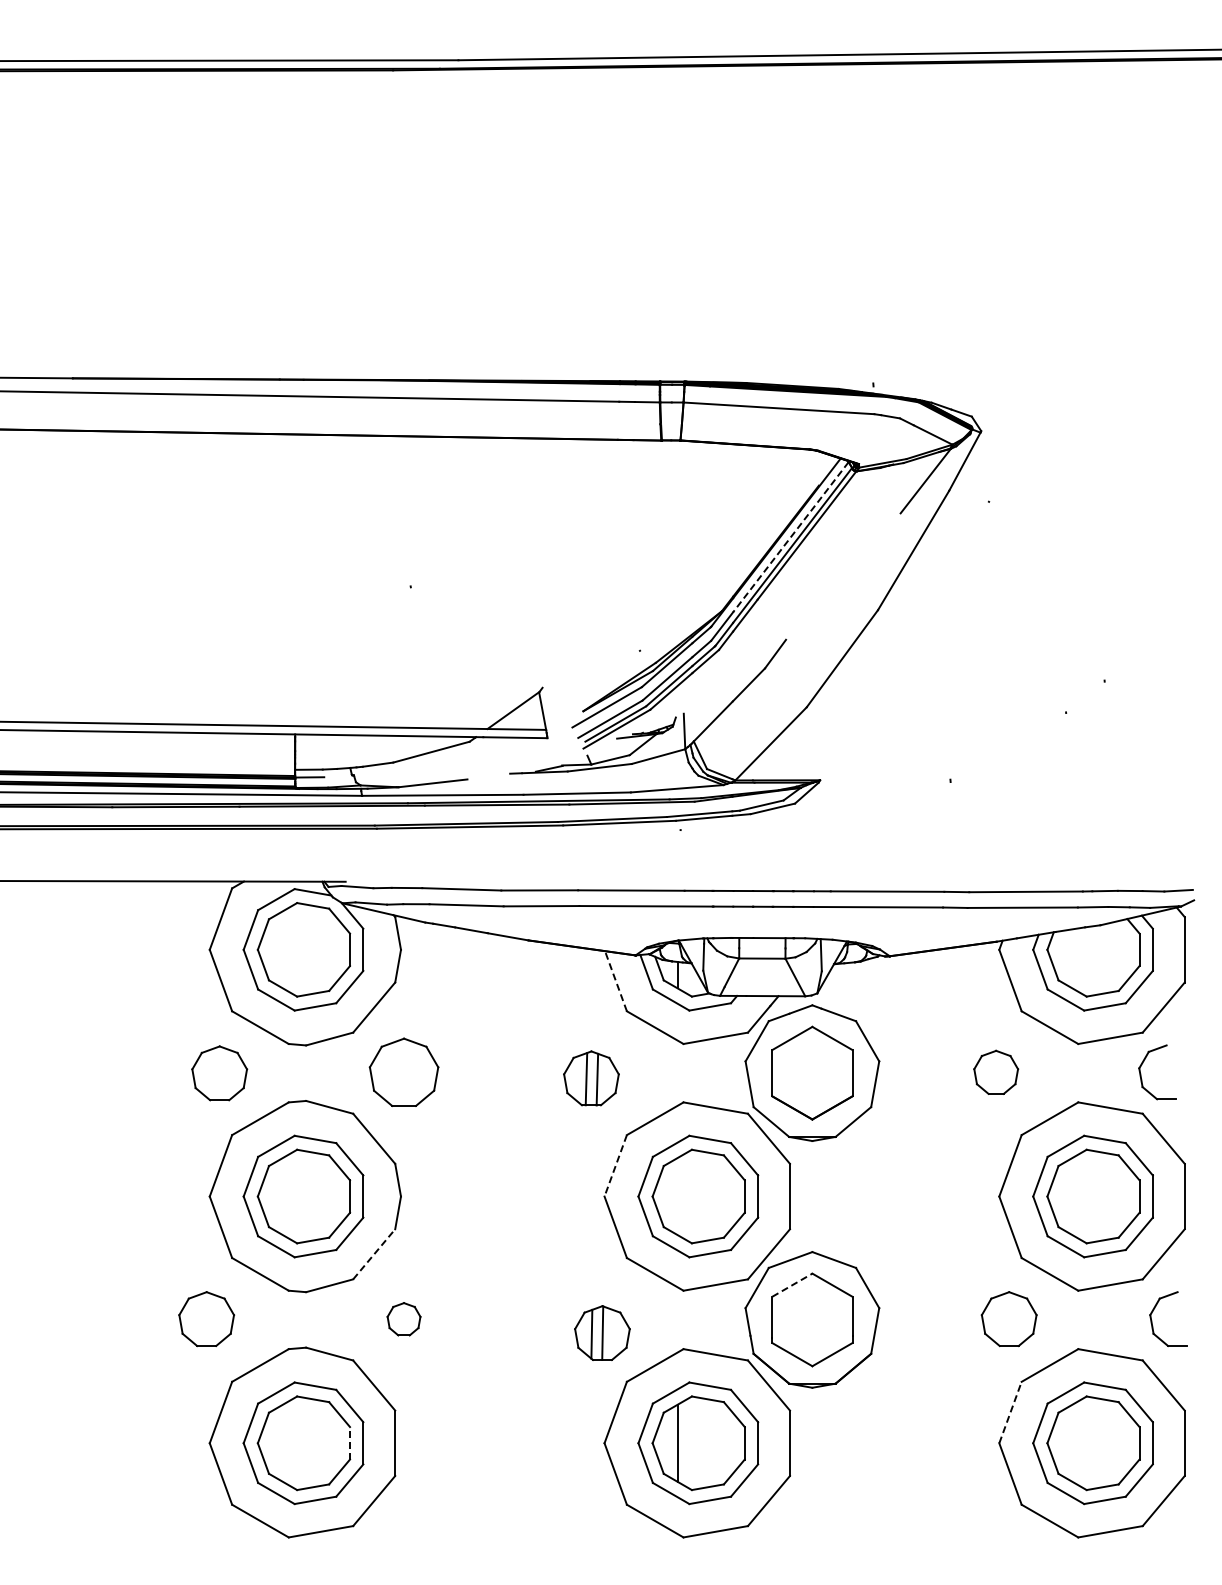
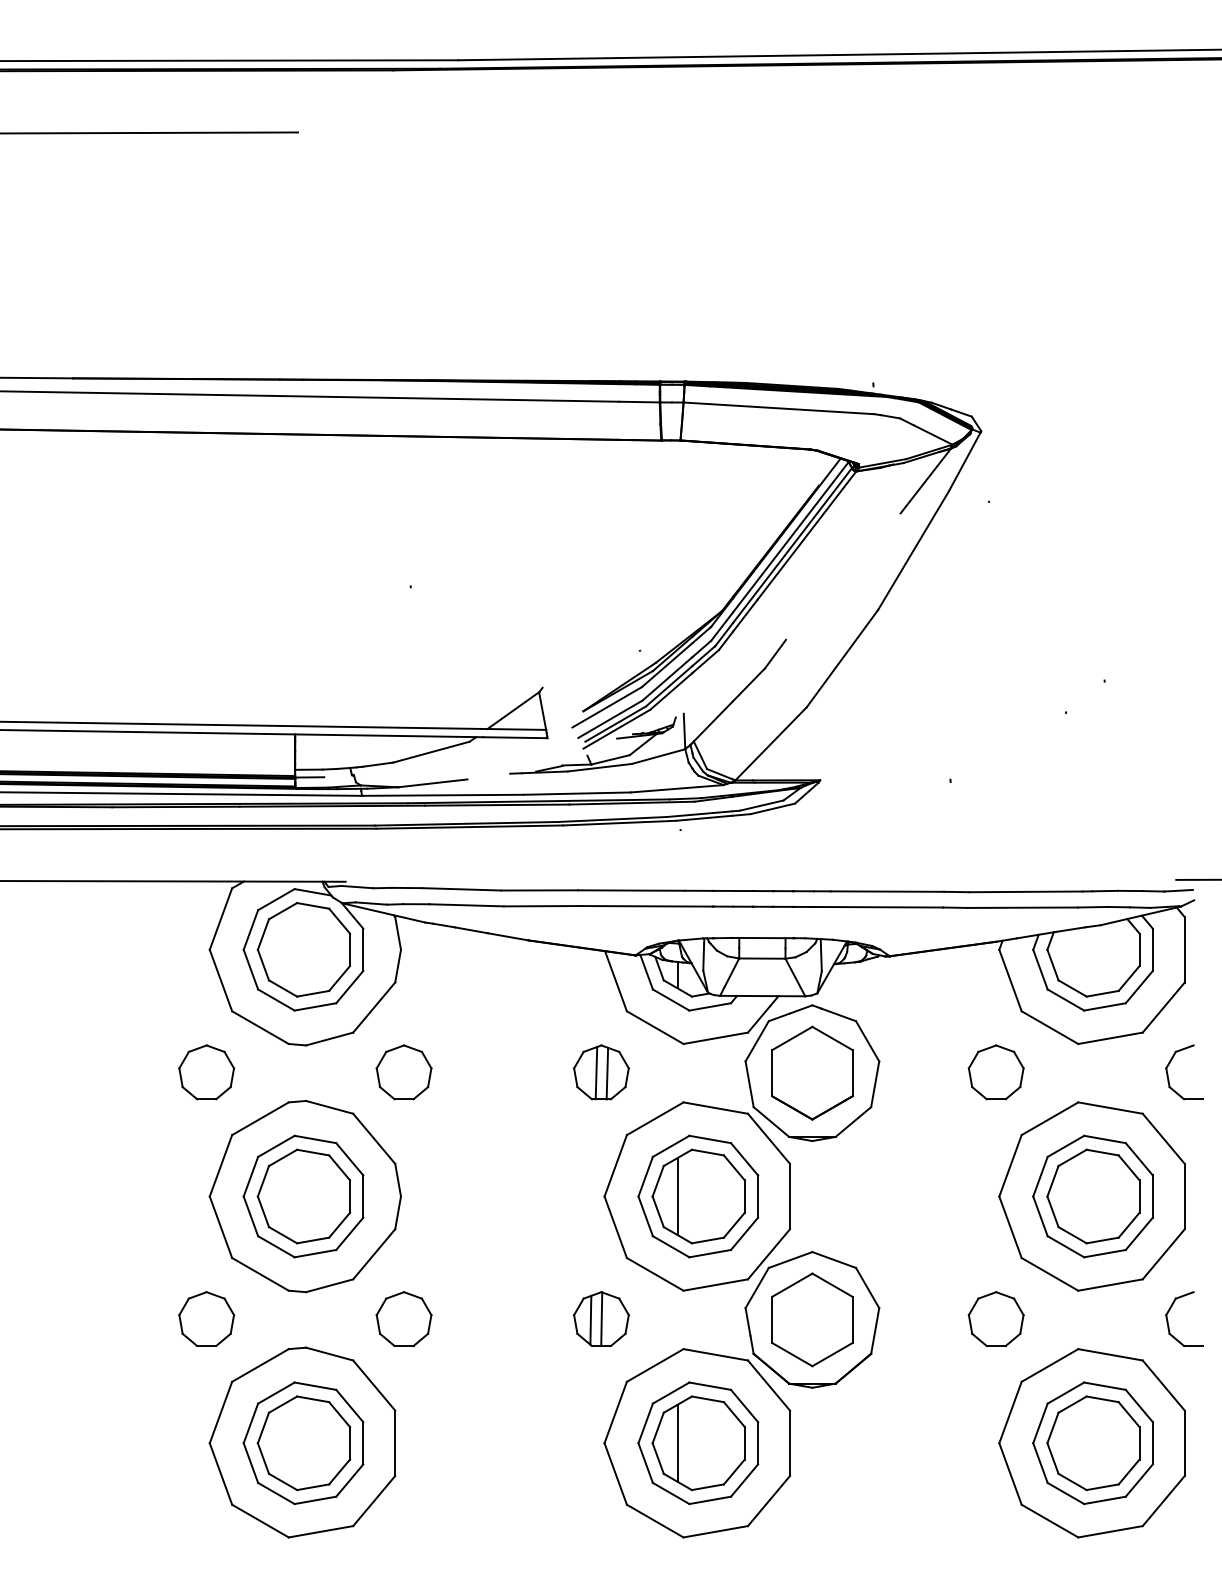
line: none -> present (150, 132)
line: dashed -> solid (790, 537)
line: none -> present (1197, 879)
line: dashed -> solid (615, 980)
part size: 72x70 px -> 58x57 px (403, 1072)
part size: 47x46 px -> 58x57 px (995, 1072)
part position: (219, 1073) -> (206, 1072) (206, 1072)
part position: (1141, 1073) -> (1168, 1073) (1168, 1073)
part position: (591, 1078) -> (601, 1072) (601, 1072)
line: dashed -> solid (615, 1165)
line: none -> present (677, 1196)
line: dashed -> solid (374, 1254)
line: dashed -> solid (792, 1284)
part size: 36x35 px -> 58x57 px (403, 1319)
part position: (1008, 1319) -> (995, 1319) (995, 1319)
part position: (1152, 1320) -> (1168, 1320) (1168, 1320)
part position: (602, 1332) -> (601, 1318) (601, 1318)
line: dashed -> solid (1010, 1412)
line: dashed -> solid (350, 1442)
